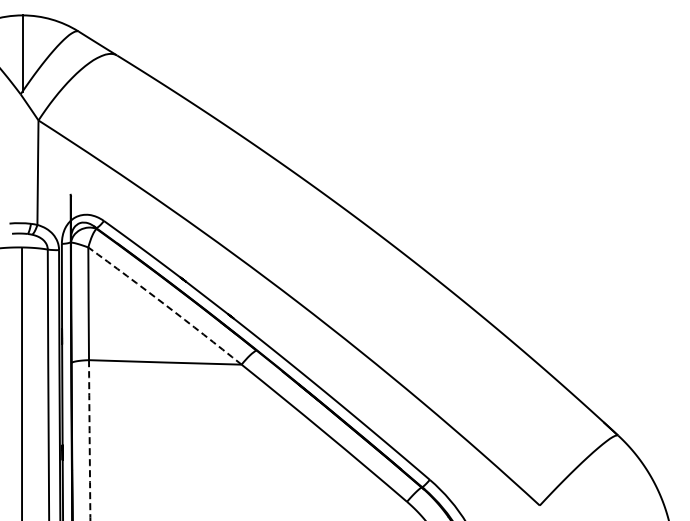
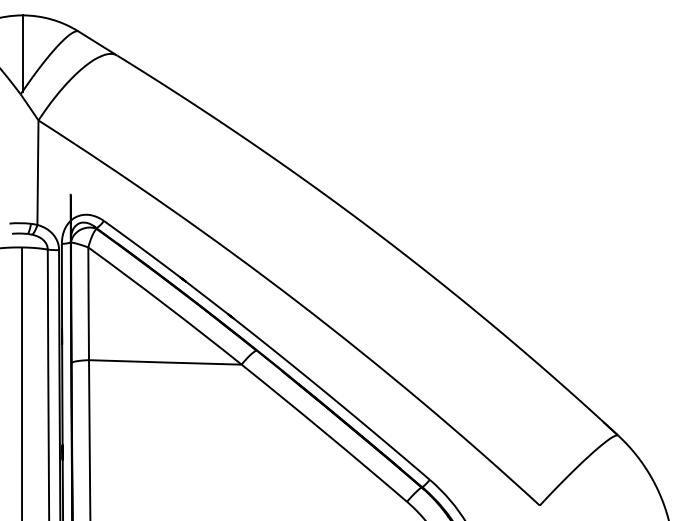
arc: dashed -> solid (165, 305)
arc: dashed -> solid (89, 441)
